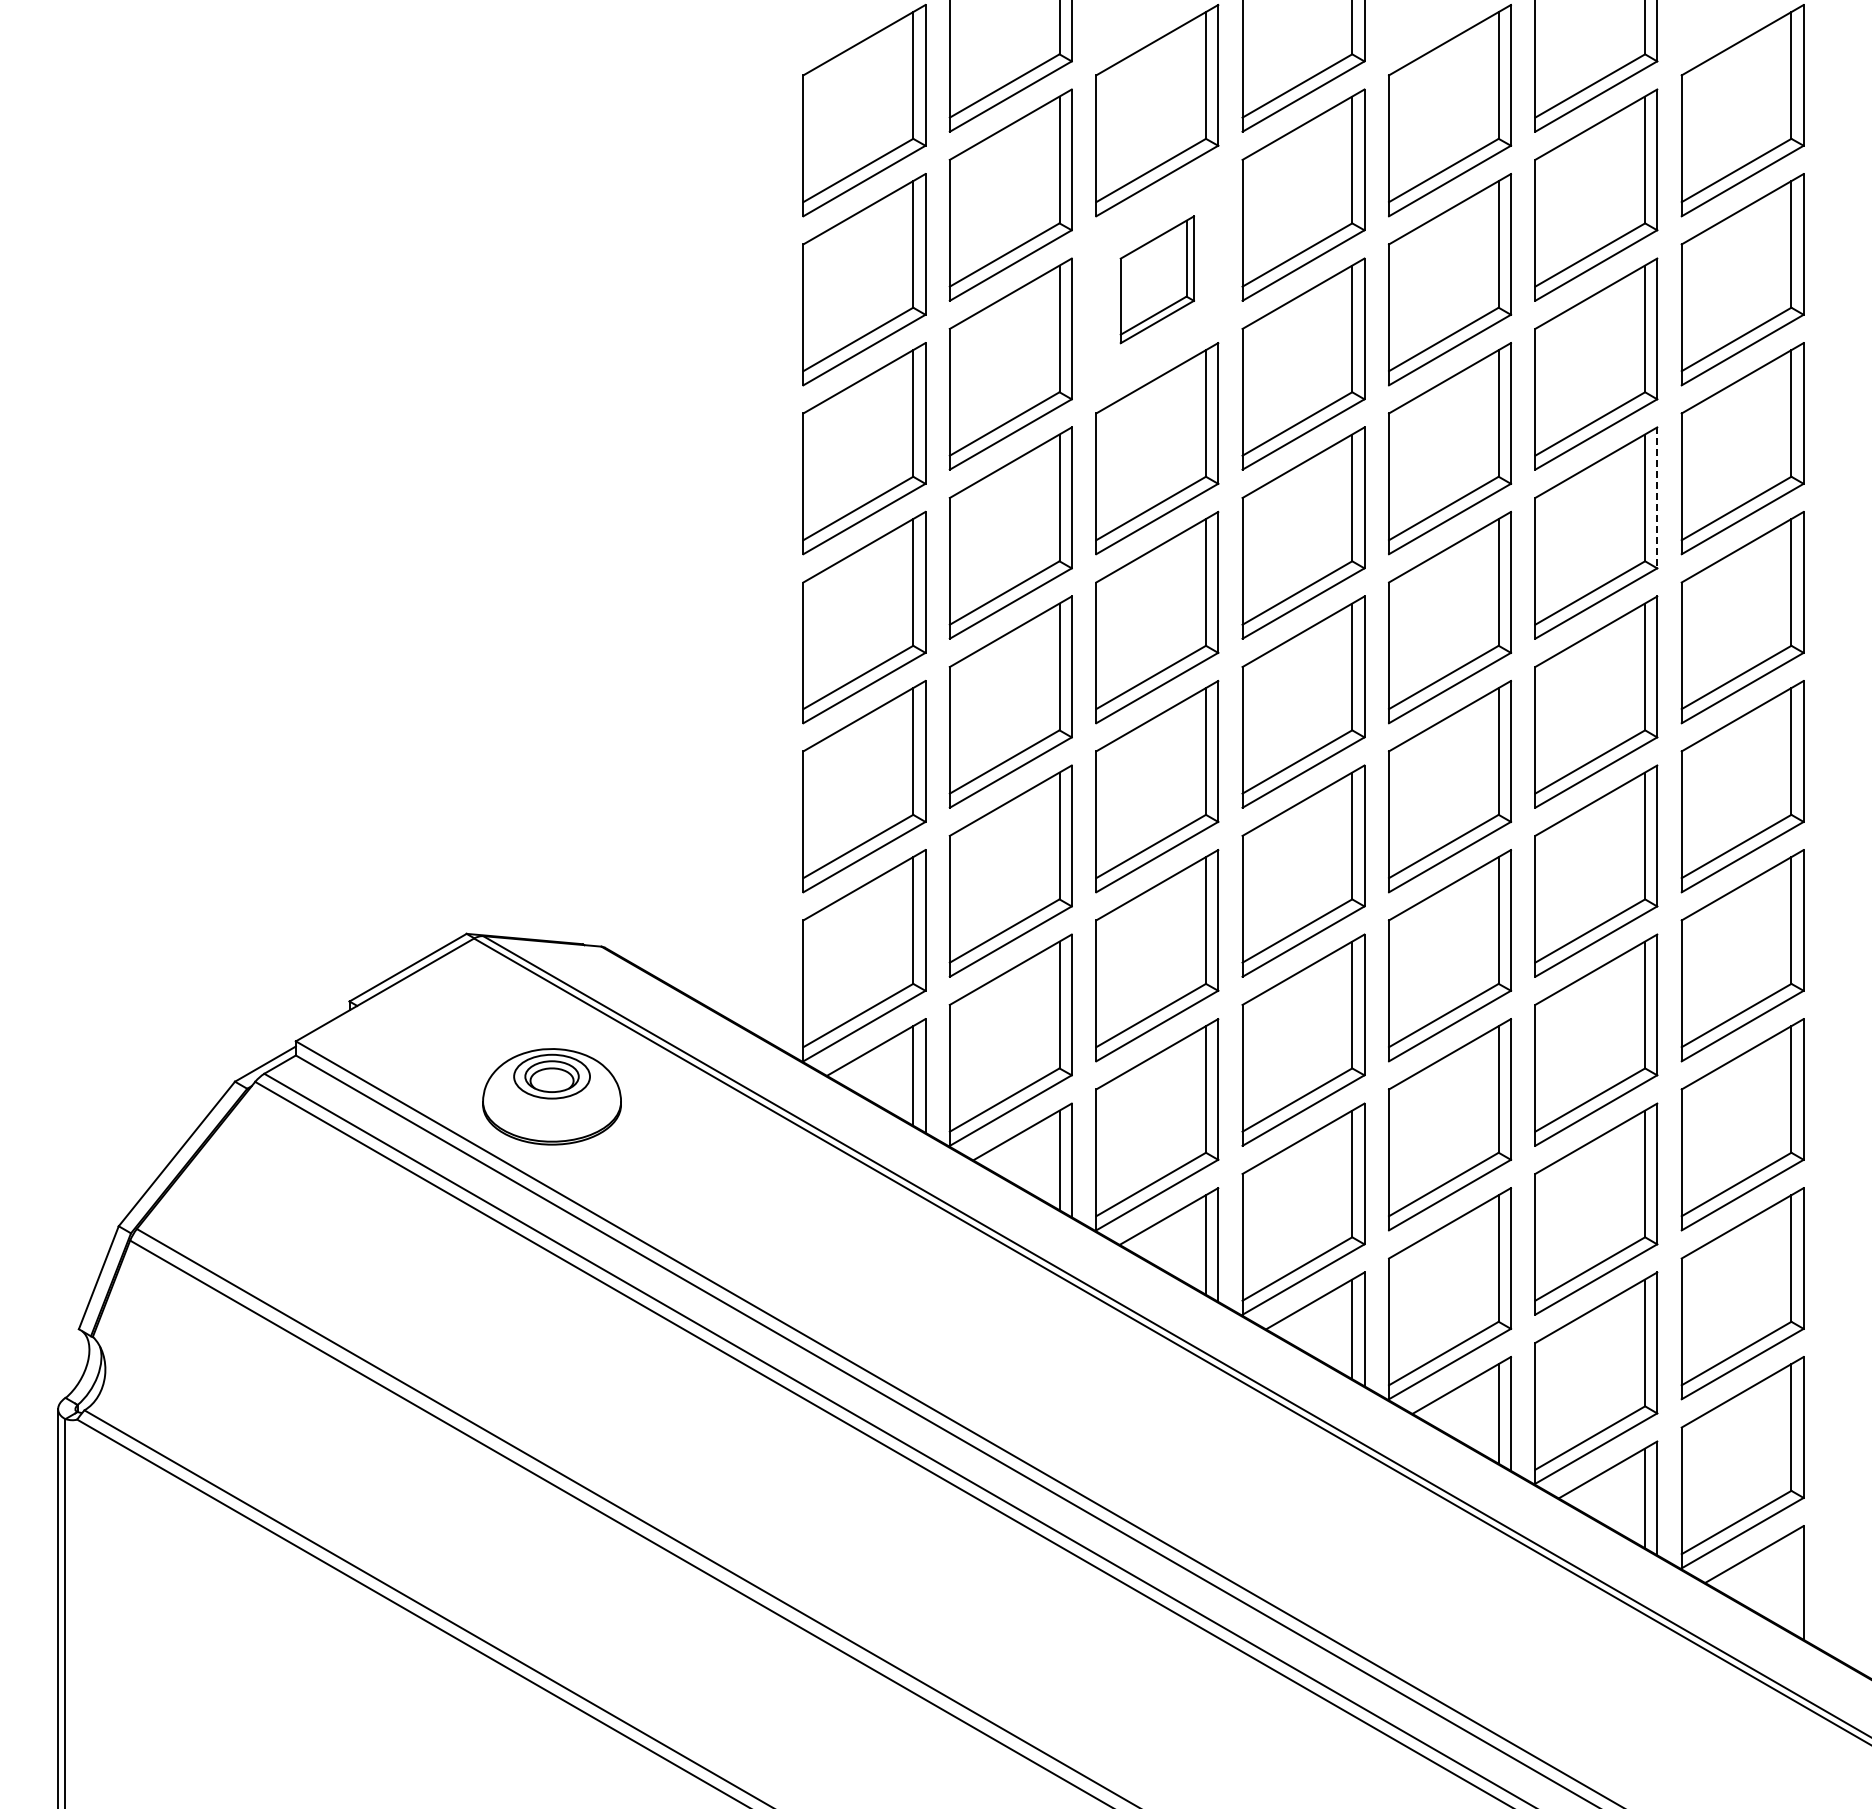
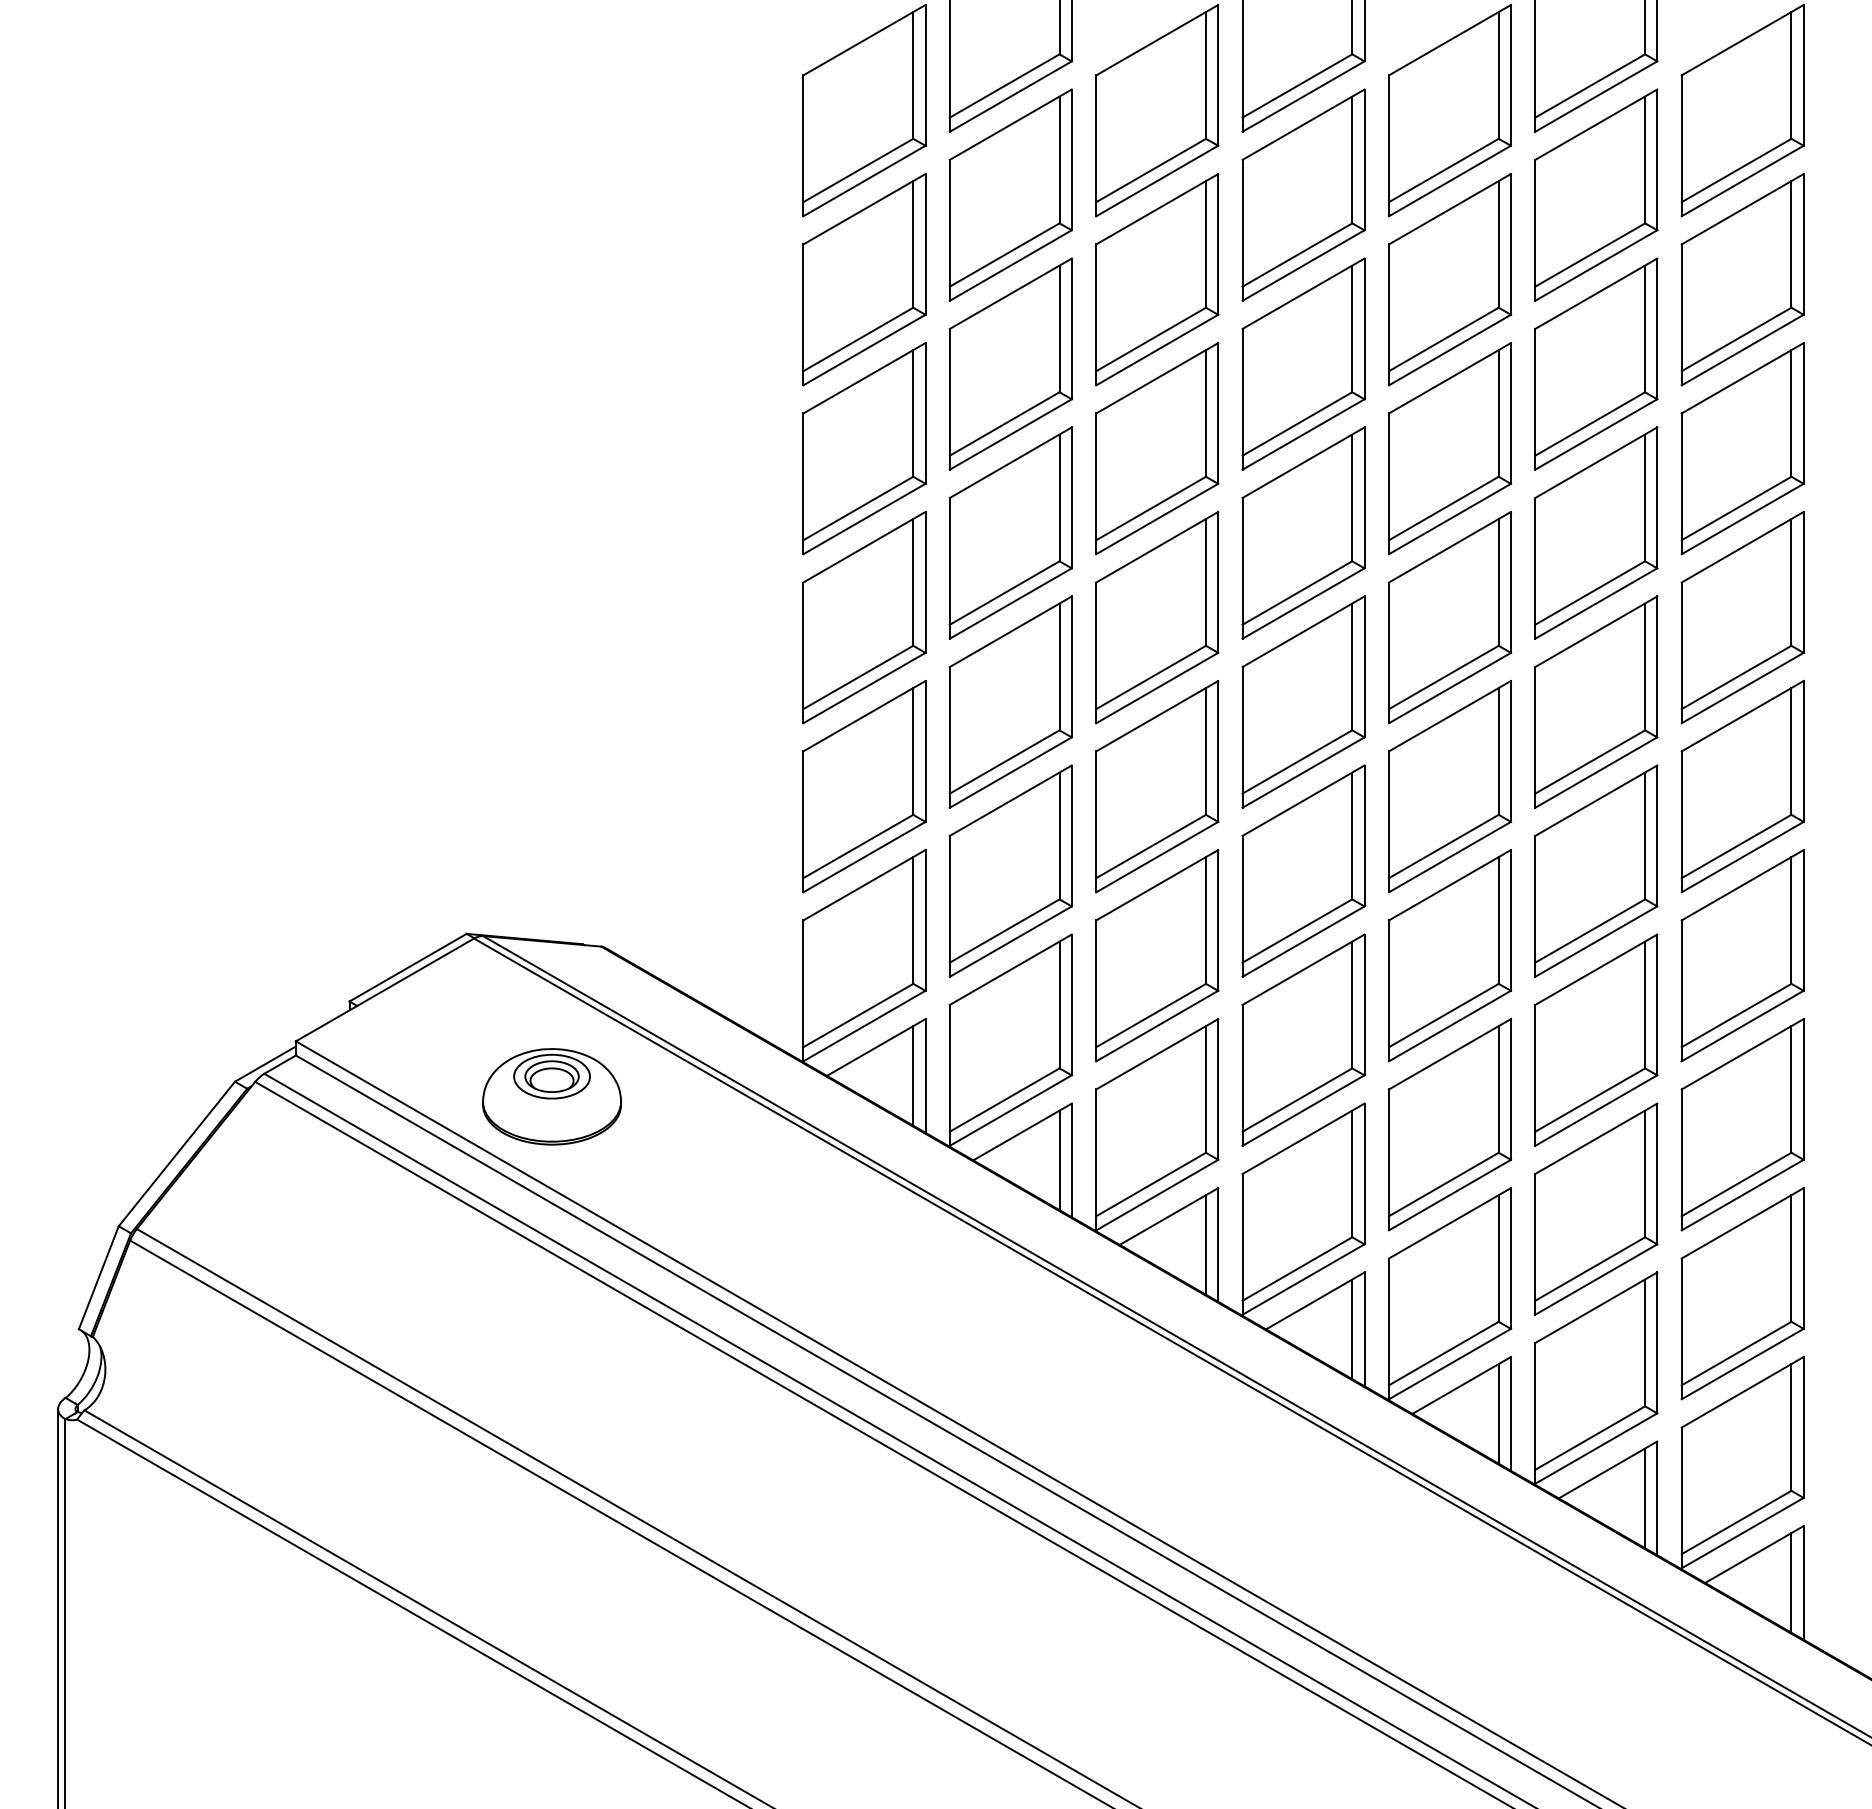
part size: 76x130 px -> 125x214 px (1157, 279)
line: dashed -> solid (1657, 498)
line: none -> present (1791, 1582)
